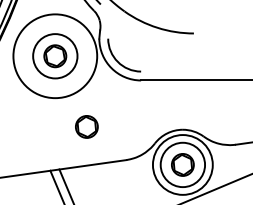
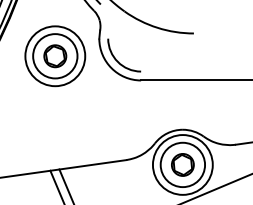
circle diameter: 84 px -> 60 px (55, 56)
part: present -> none (86, 126)
